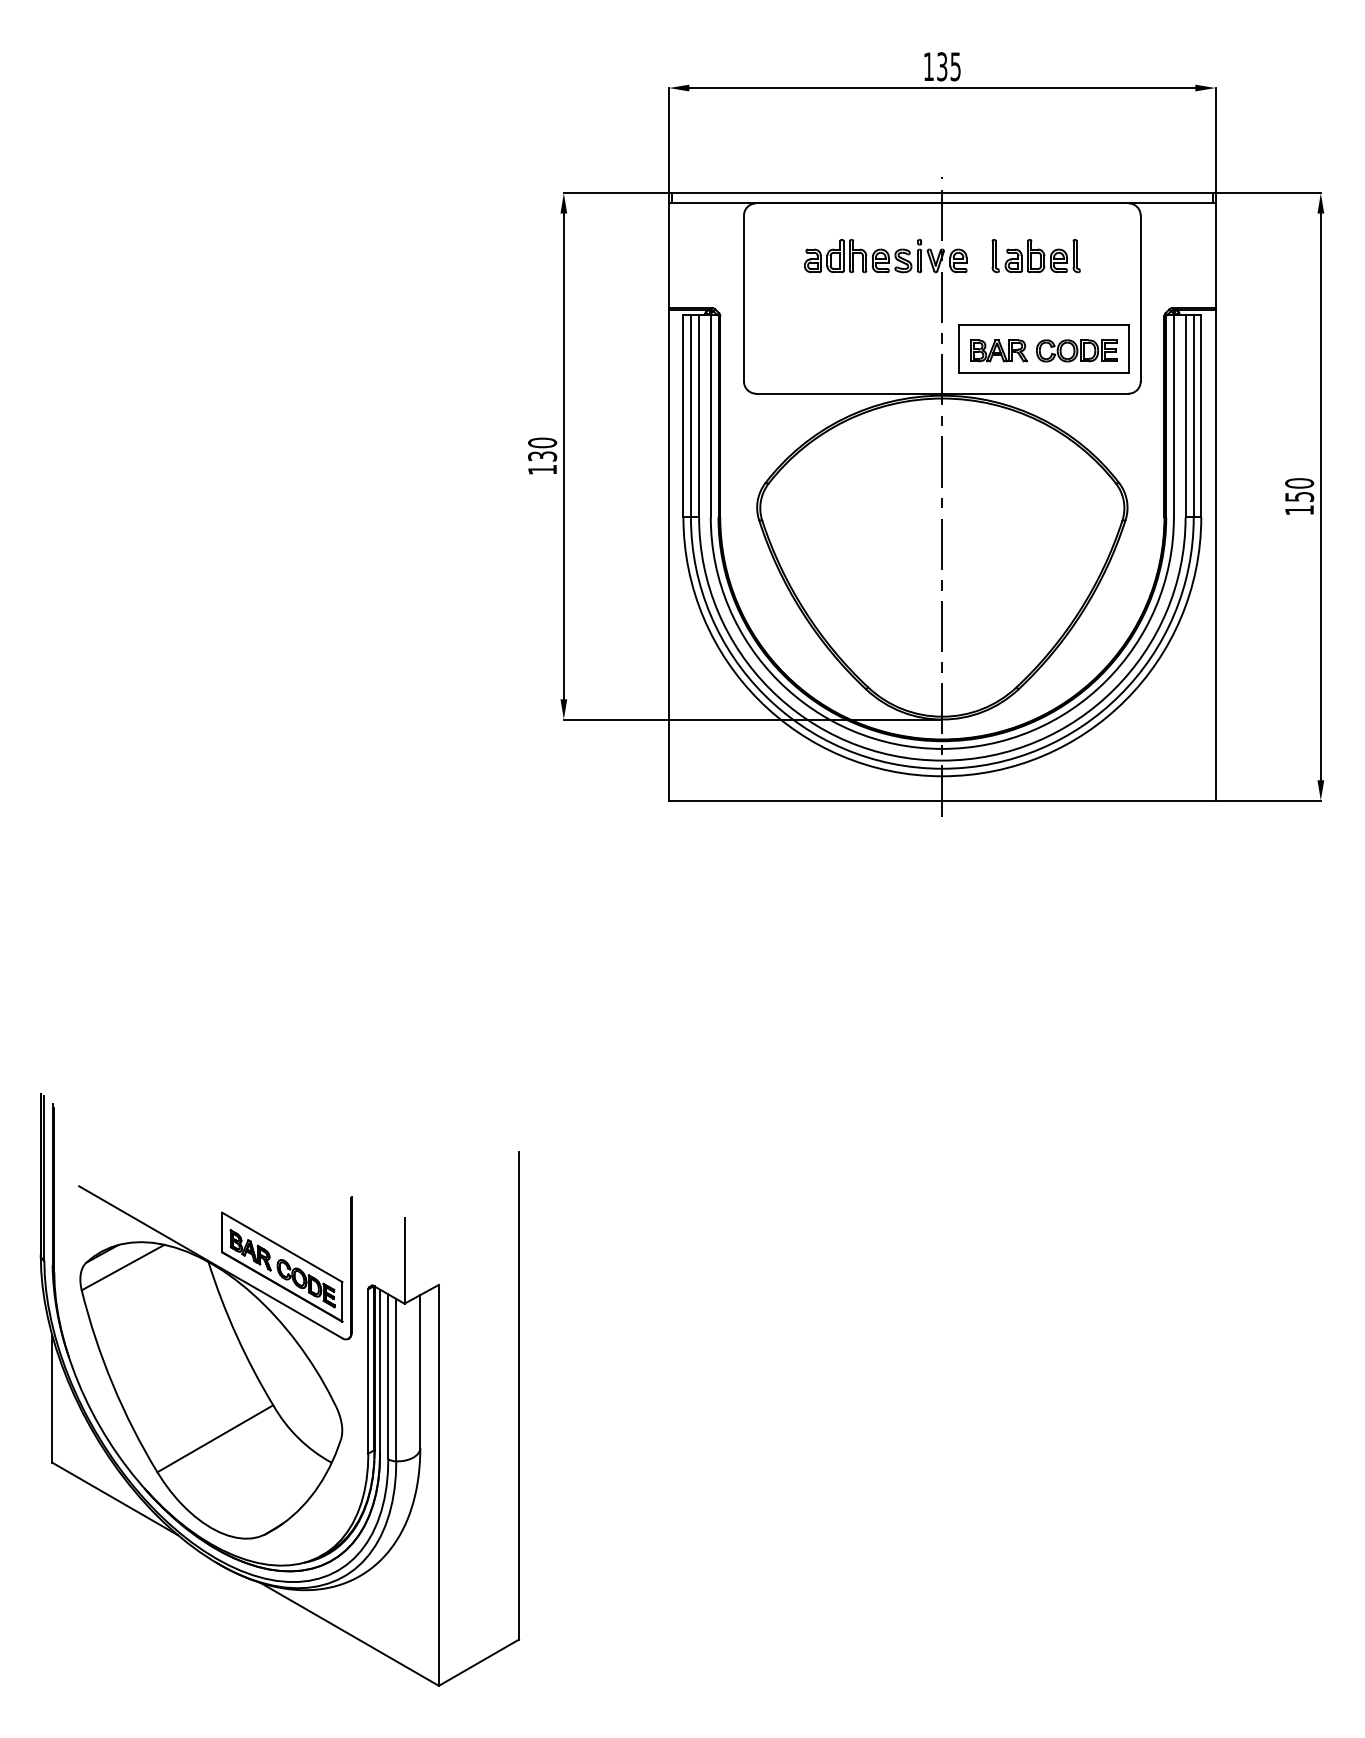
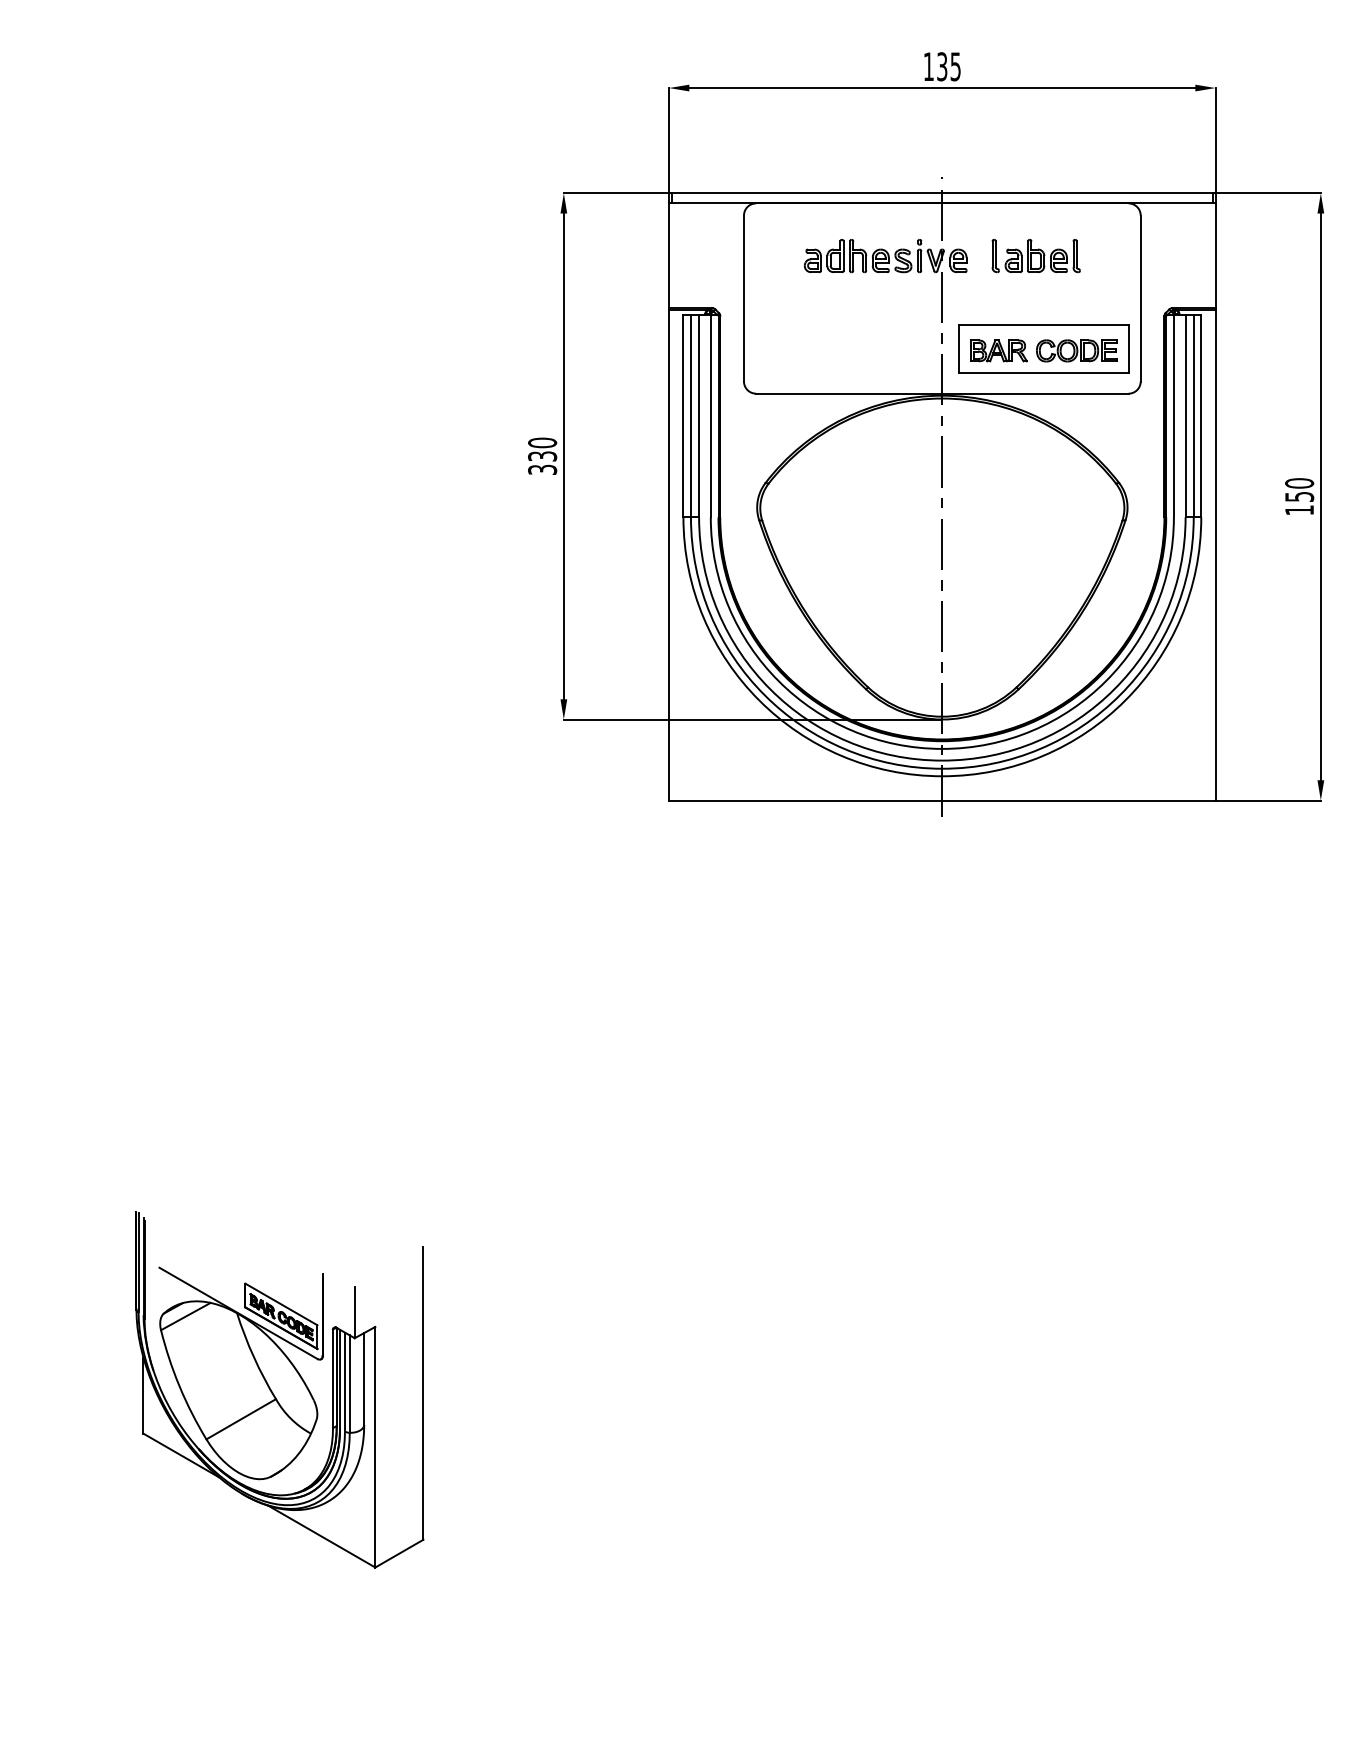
text: 130 -> 330 (542, 469)
part size: 482x594 px -> 290x358 px (279, 1389)
